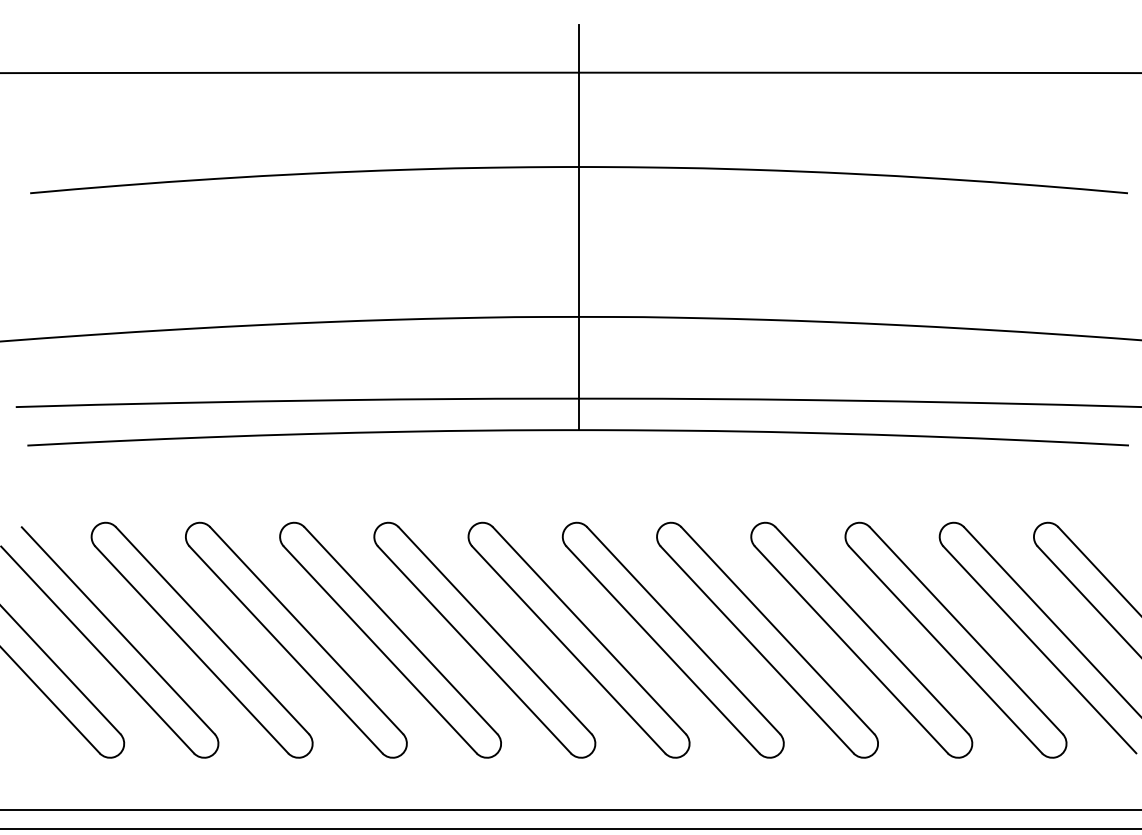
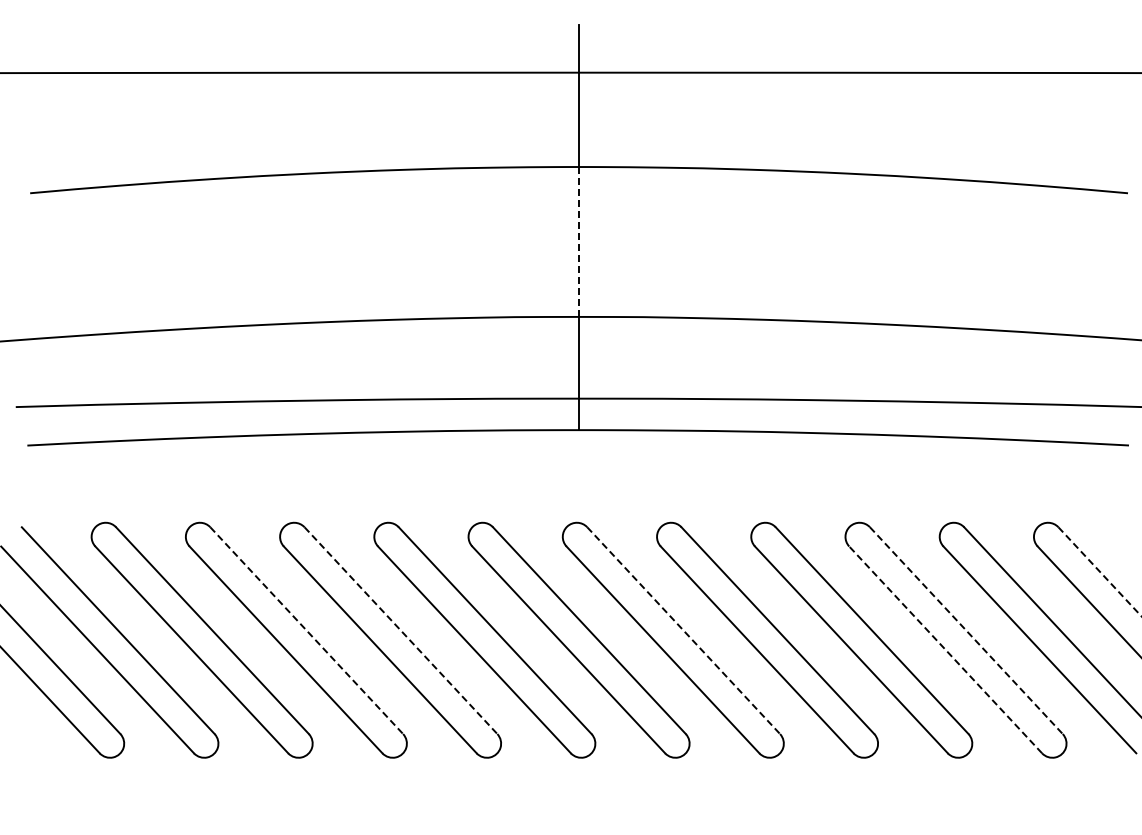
line: solid -> dashed (579, 241)
line: solid -> dashed (1099, 571)
line: solid -> dashed (307, 631)
line: solid -> dashed (401, 631)
line: solid -> dashed (684, 631)
line: solid -> dashed (966, 631)
line: solid -> dashed (945, 649)
line: present -> none (570, 809)
line: present -> none (570, 828)
